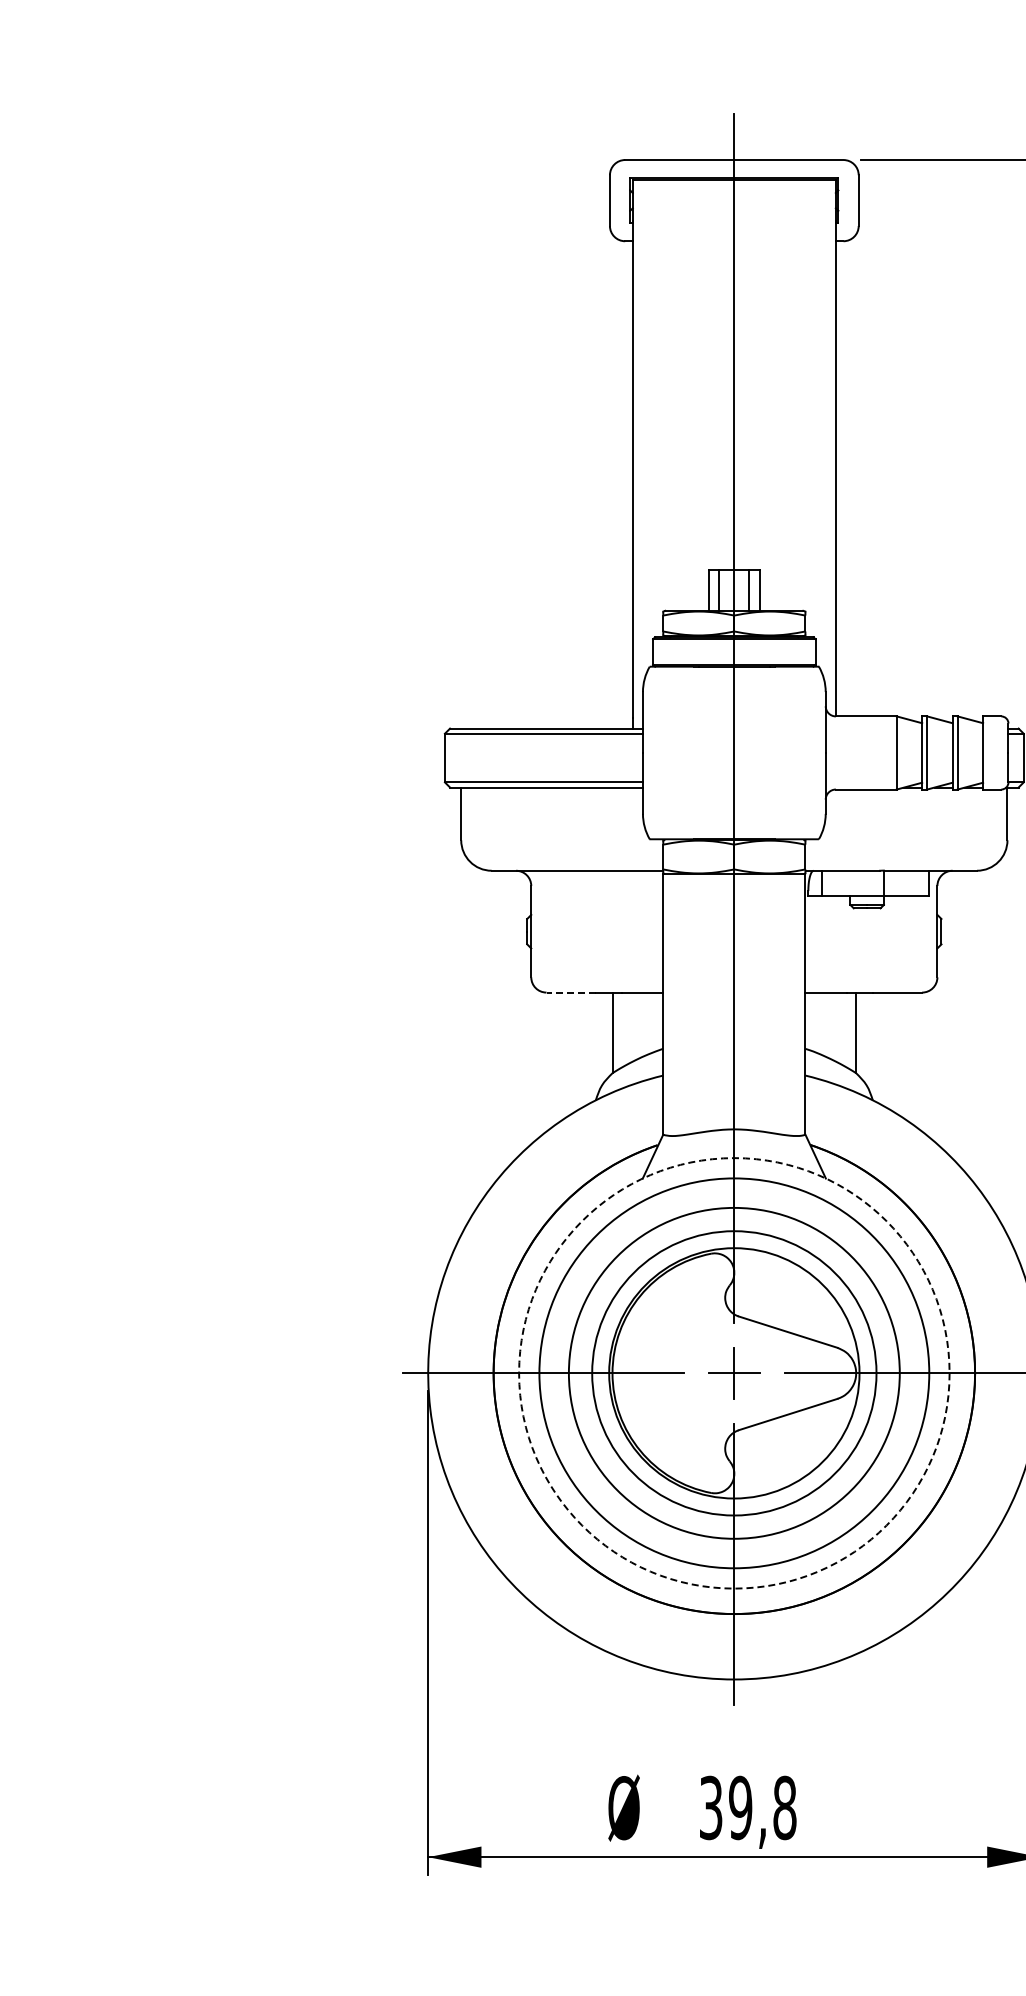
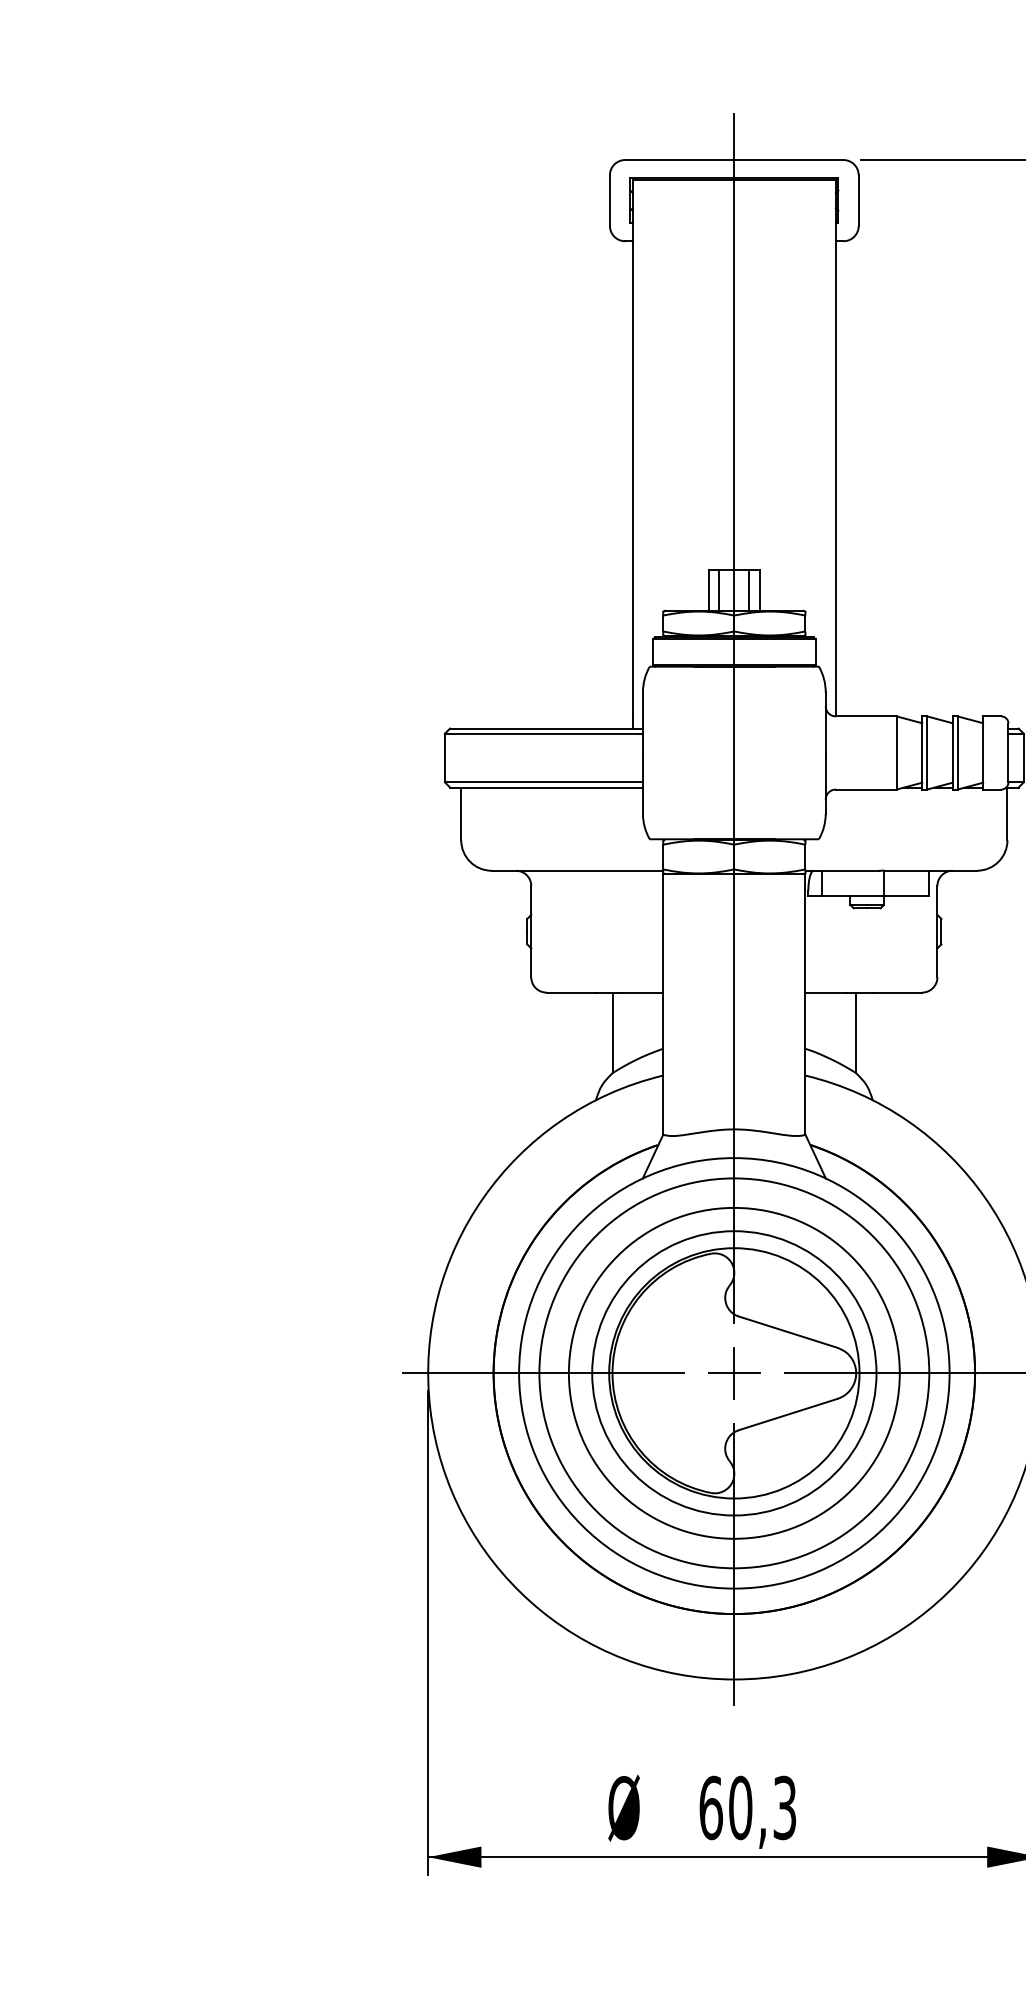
line: dashed -> solid (571, 992)
circle: dashed -> solid (734, 1373)
text: 39,8 -> 60,3 (747, 1807)
